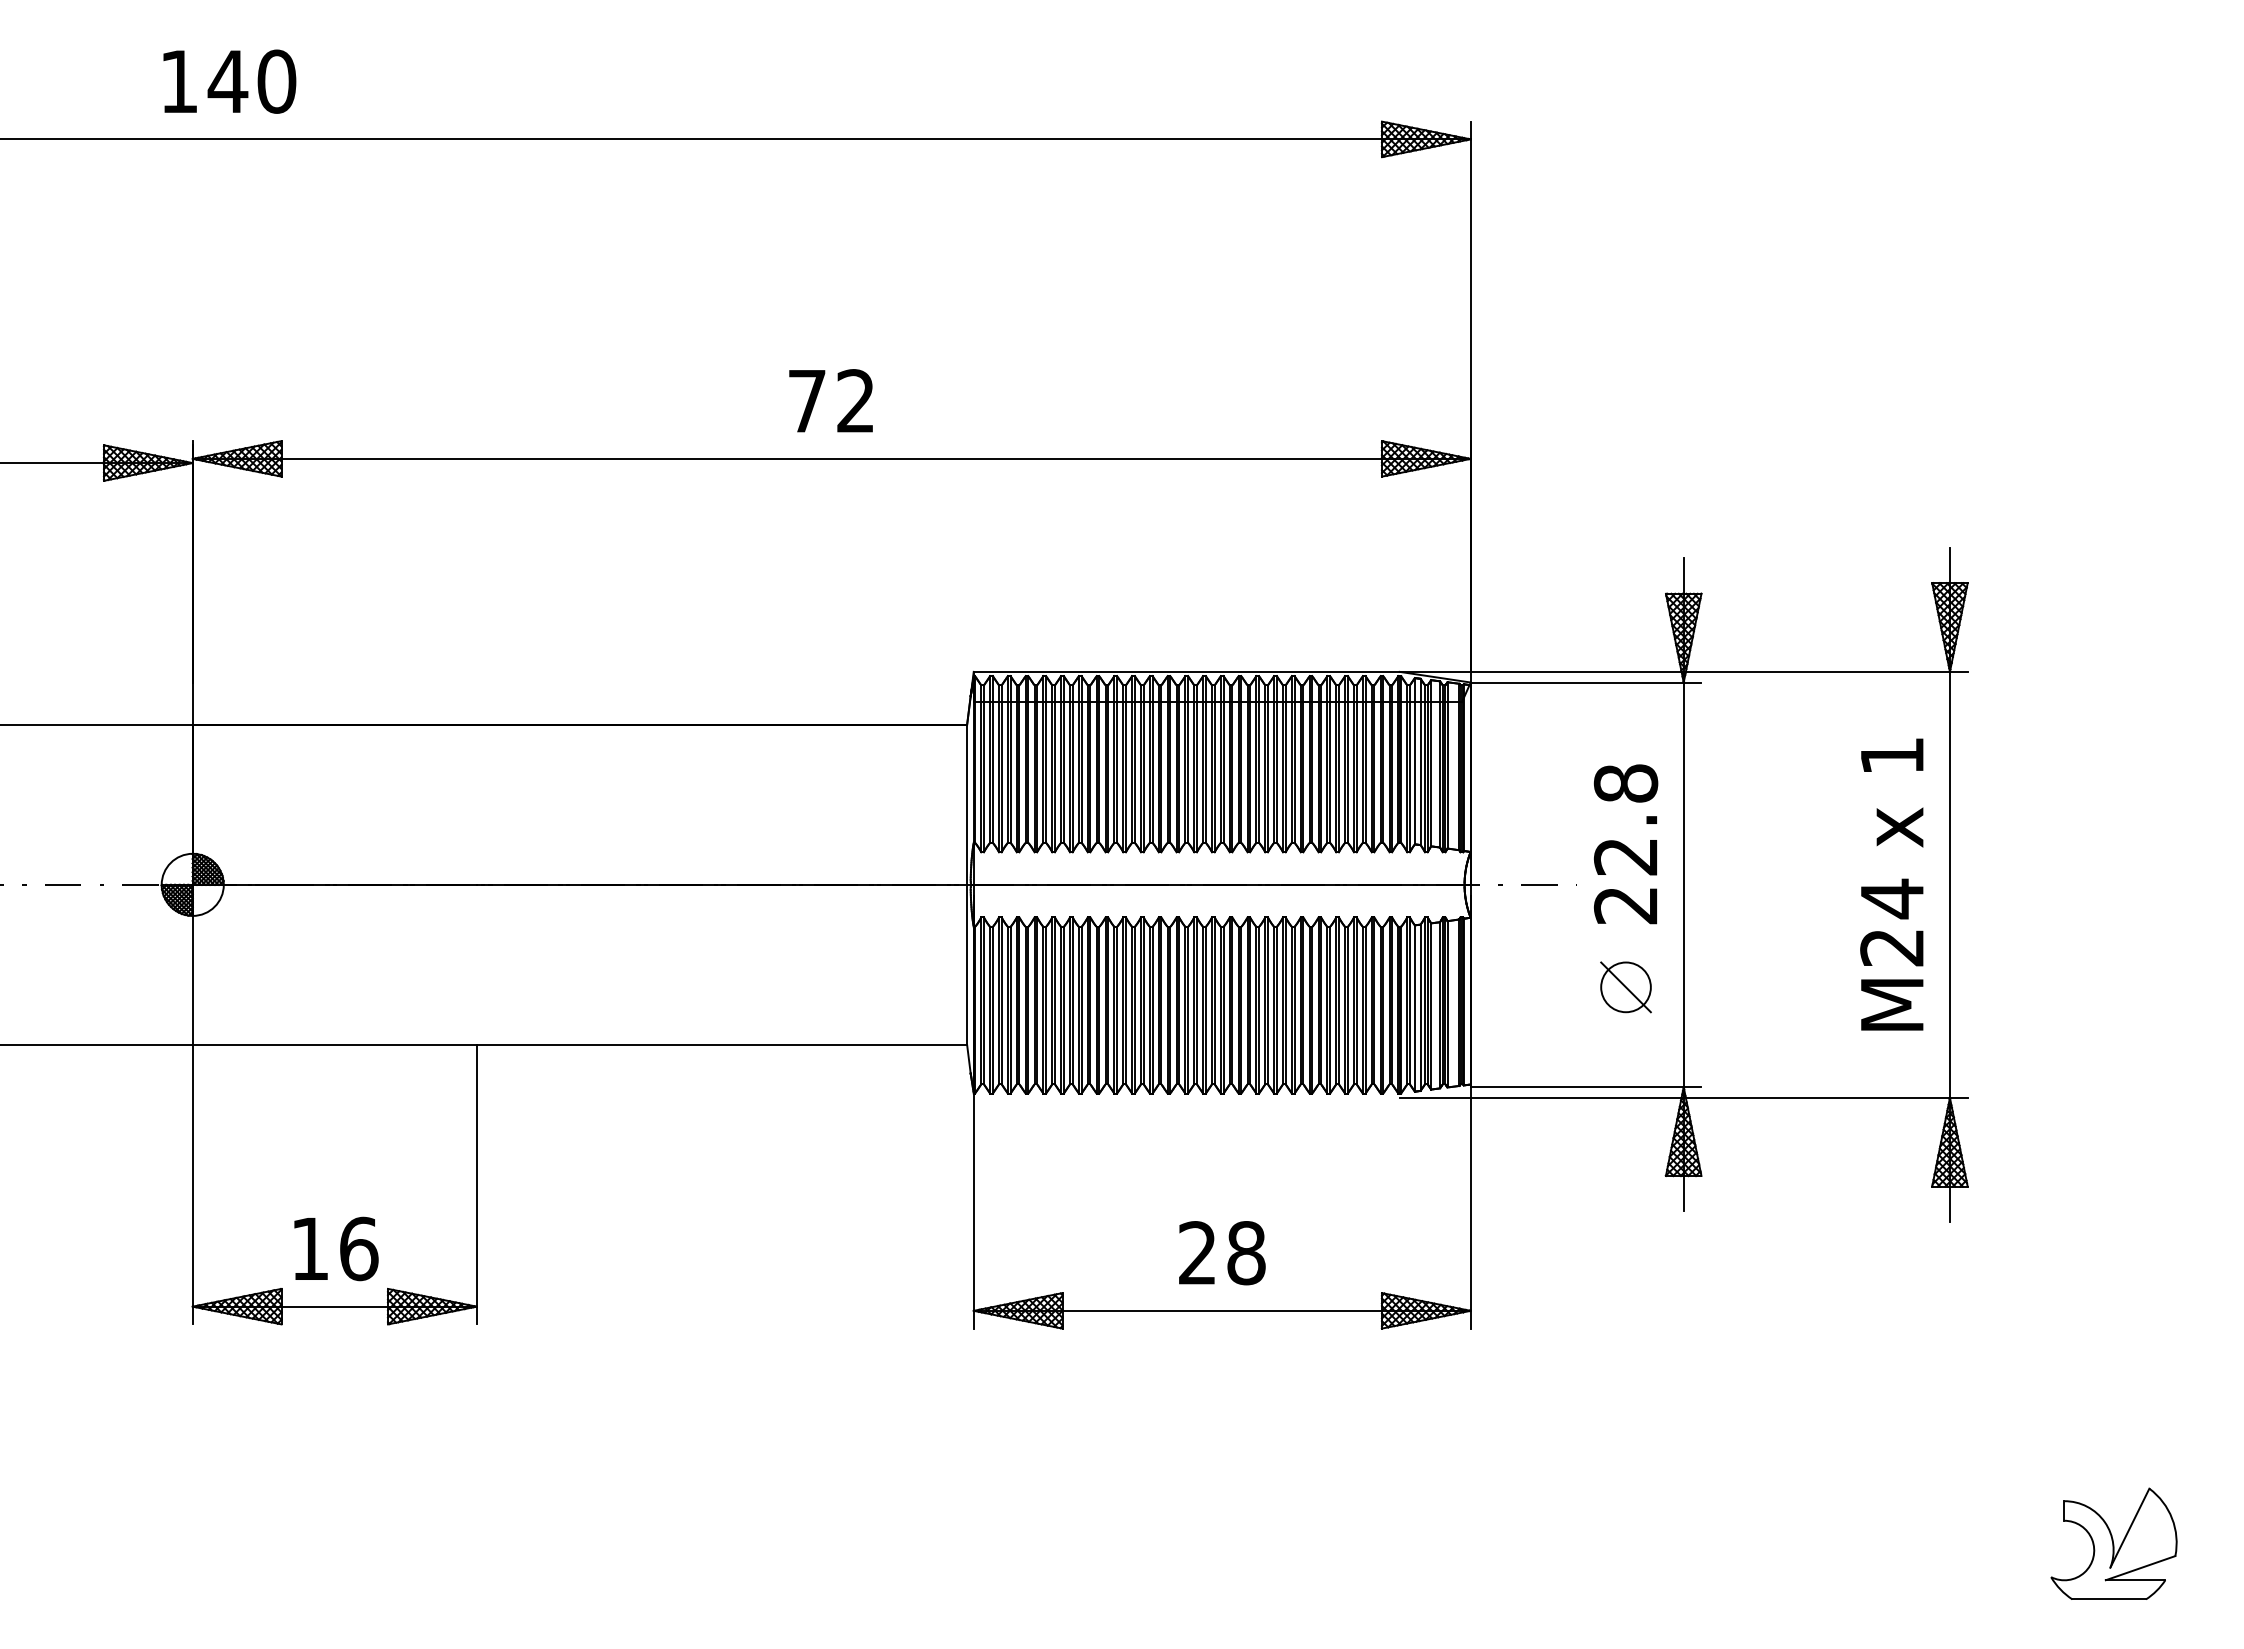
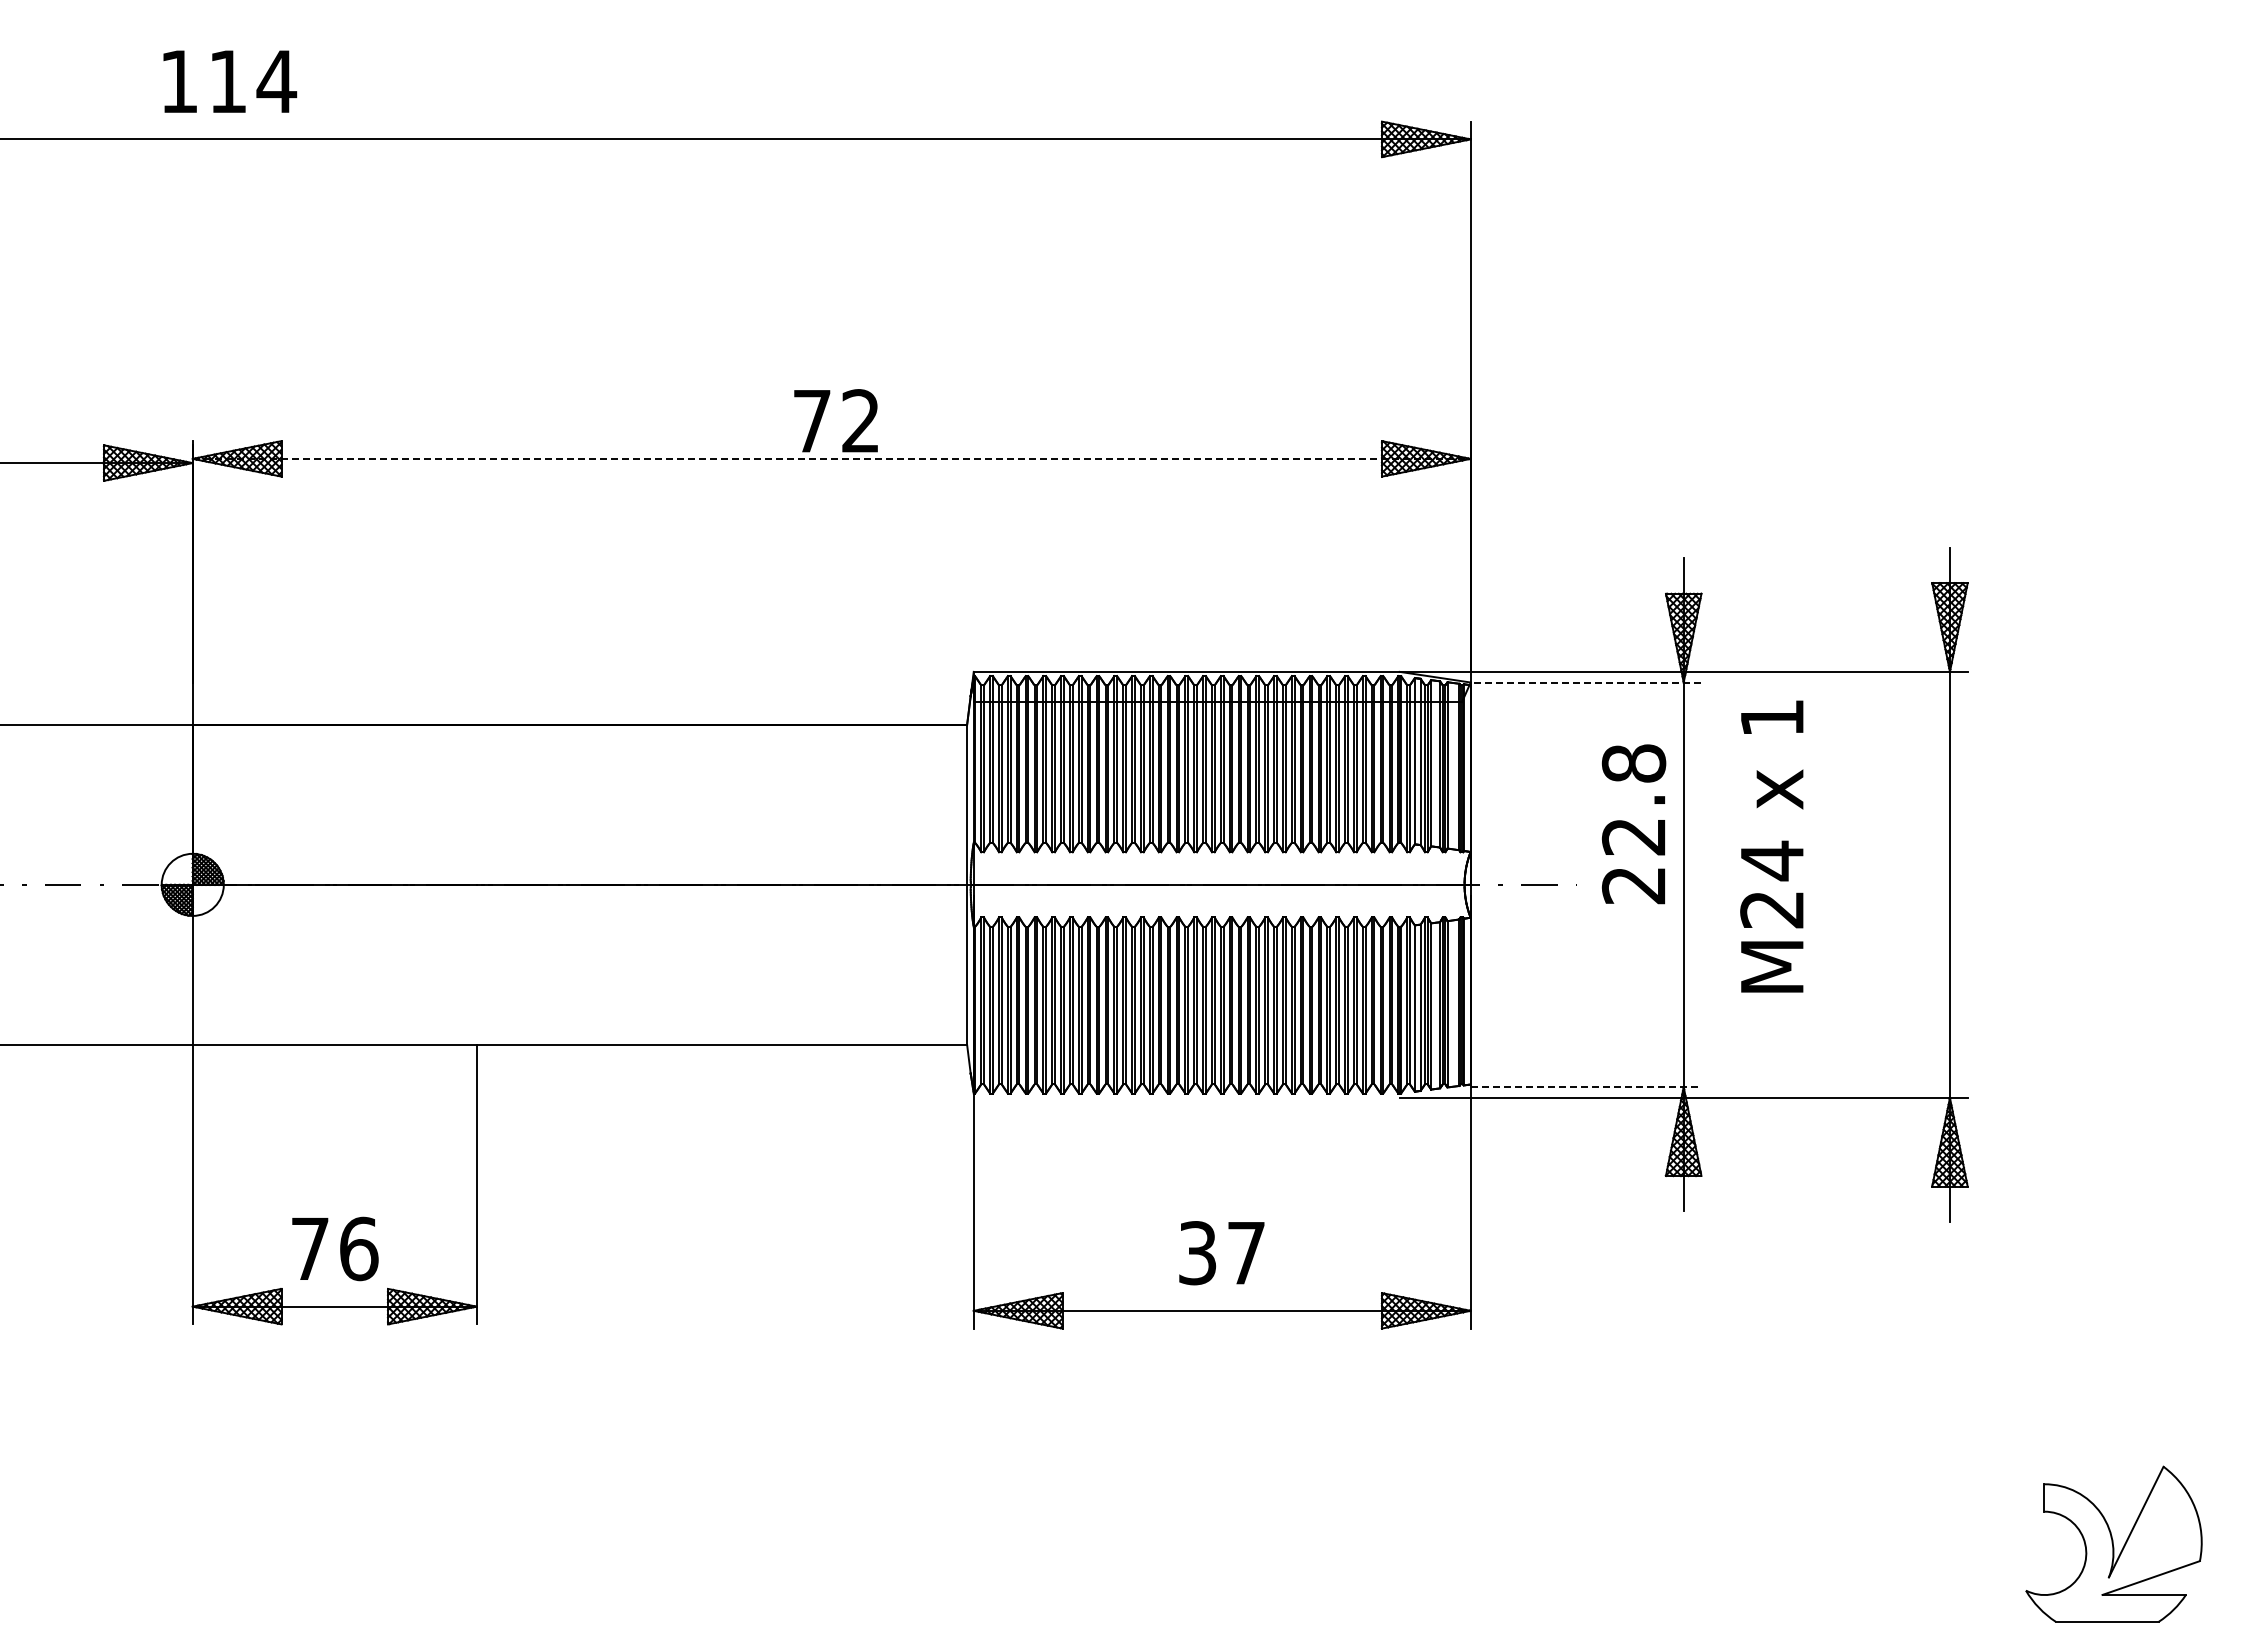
text: 140 -> 114 (252, 81)
text position: (830, 400) -> (835, 420) (835, 420)
line: solid -> dashed (831, 458)
line: solid -> dashed (1585, 682)
text position: (1625, 844) -> (1633, 824) (1633, 824)
text position: (1891, 884) -> (1771, 846) (1771, 846)
part: present -> none (1625, 987)
line: solid -> dashed (1586, 1087)
text: 16 -> 76 (310, 1248)
text: 28 -> 37 (1222, 1253)
part size: 128x113 px -> 178x158 px (2113, 1543)
